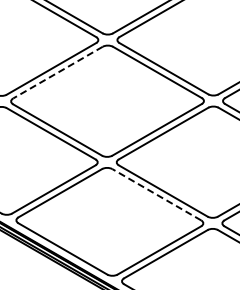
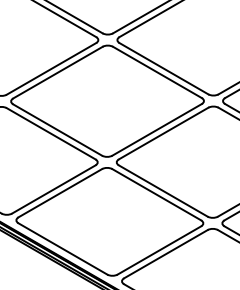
line: dashed -> solid (57, 72)
line: dashed -> solid (156, 194)
